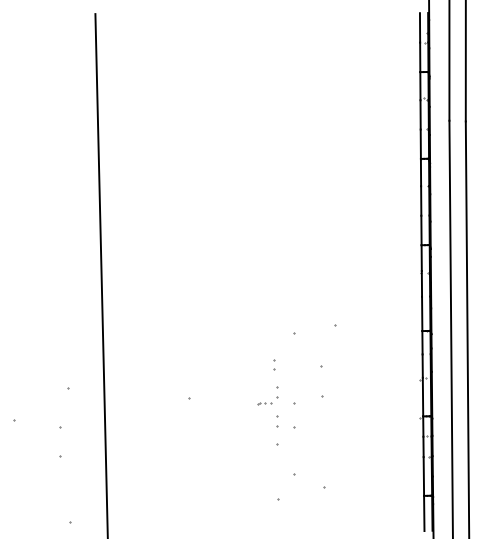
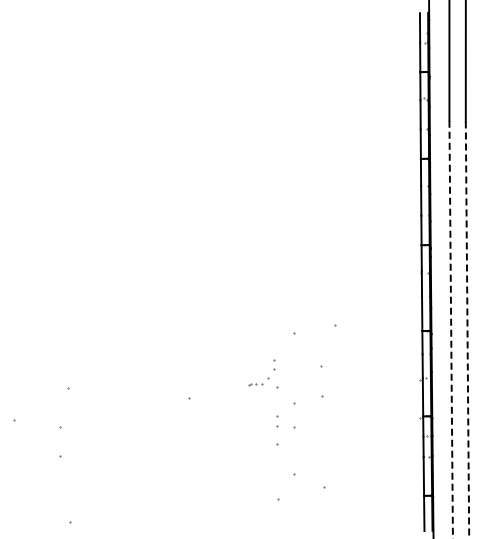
line: present -> none (101, 274)
line: solid -> dashed (451, 329)
line: solid -> dashed (467, 330)
part position: (267, 400) -> (258, 381) (258, 381)
